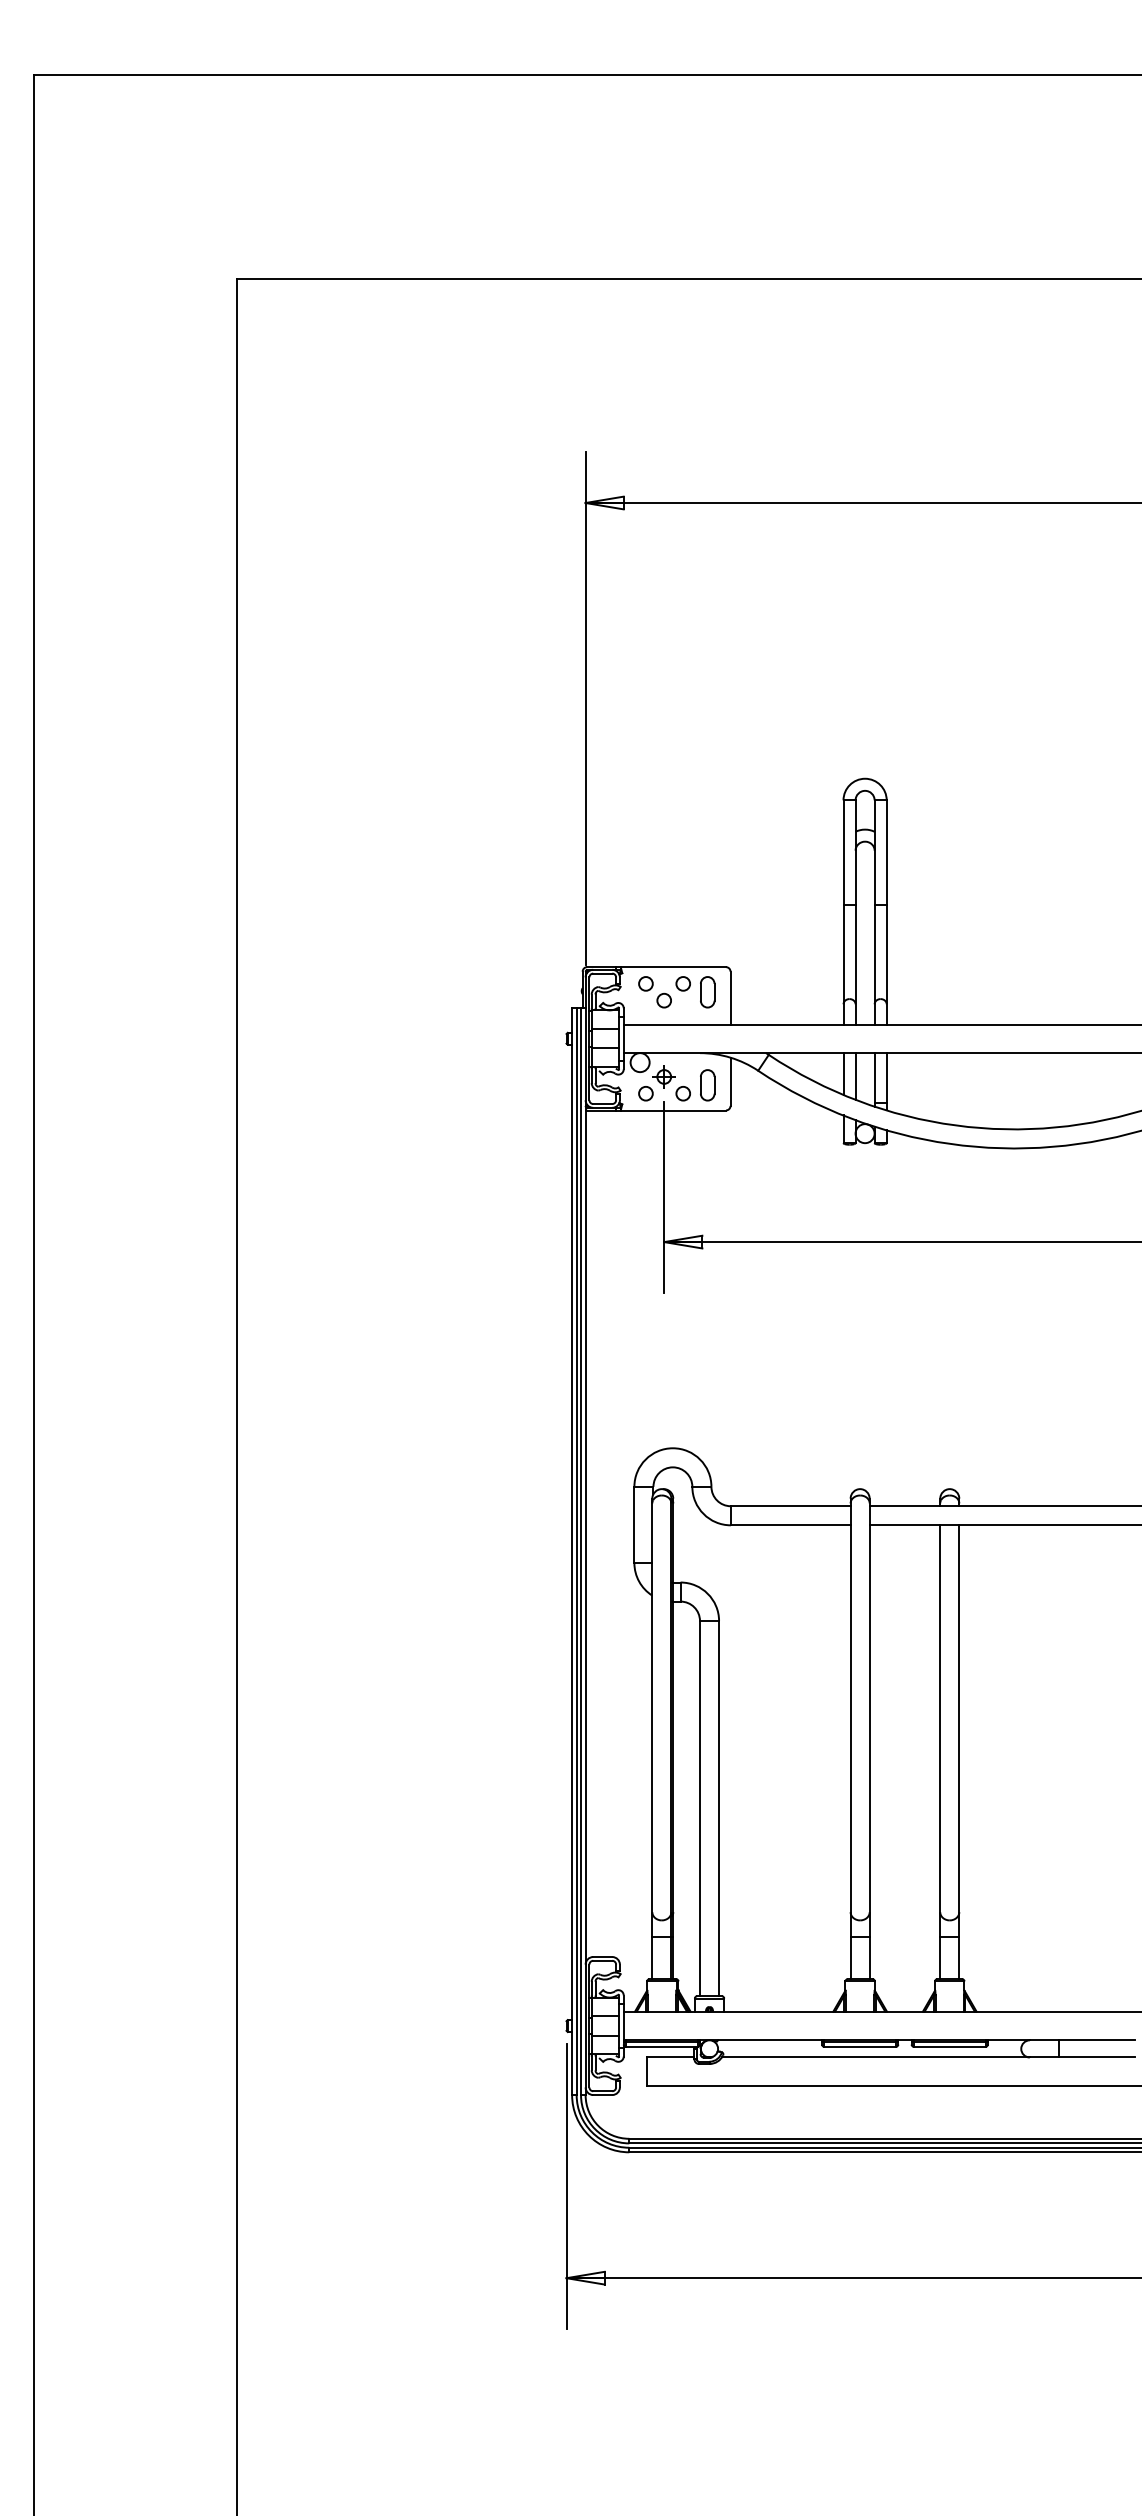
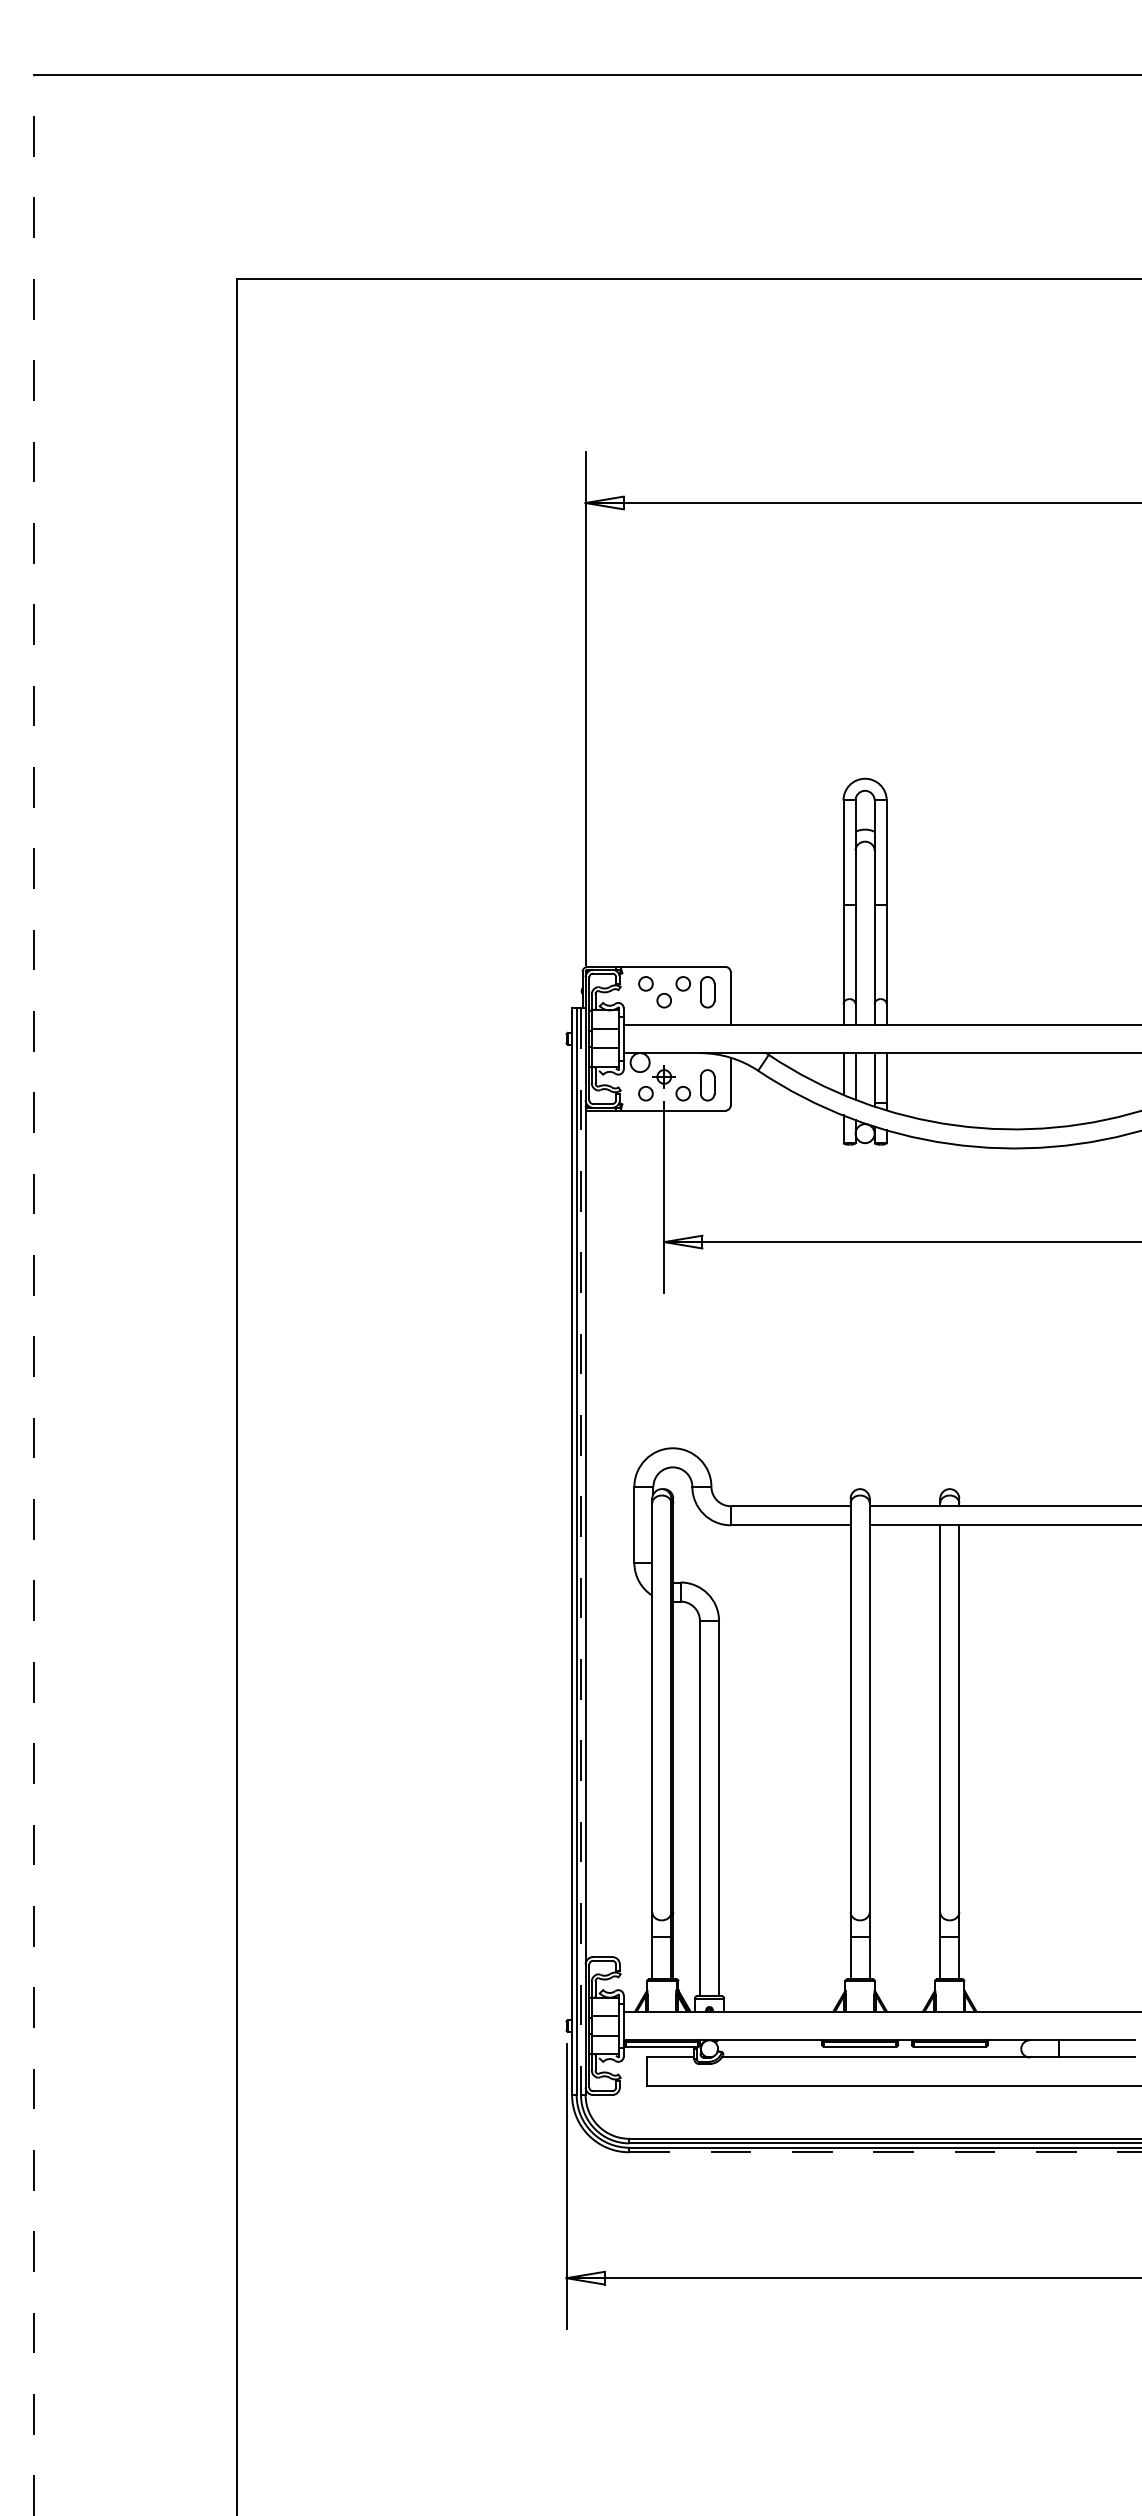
line: solid -> dashed (34, 1295)
line: solid -> dashed (581, 1552)
line: solid -> dashed (886, 2152)
